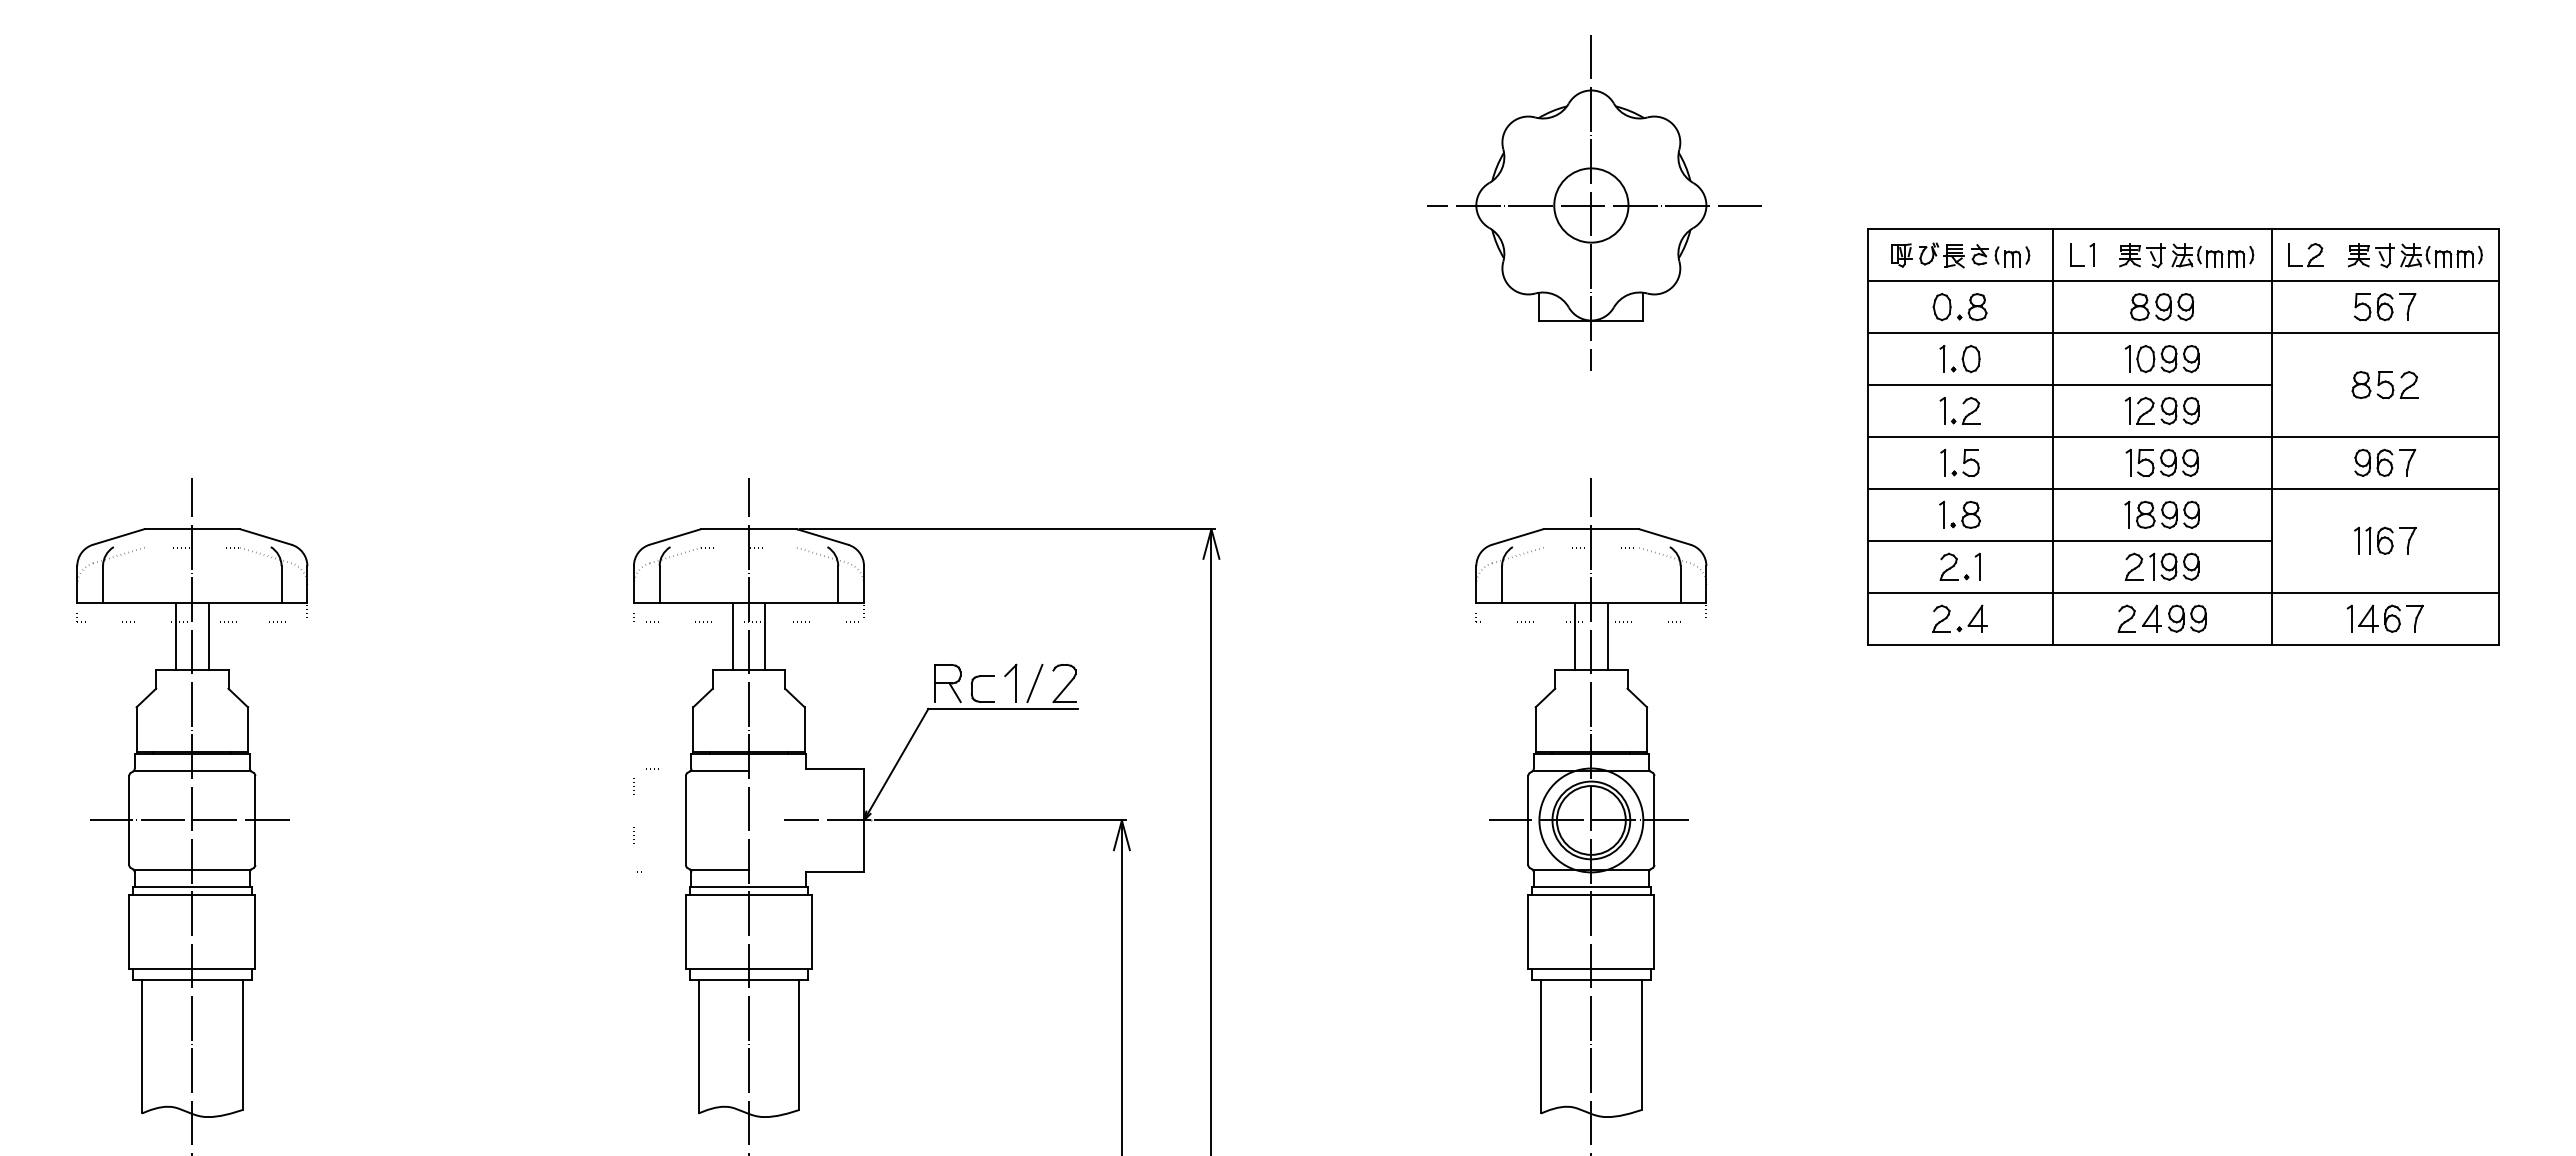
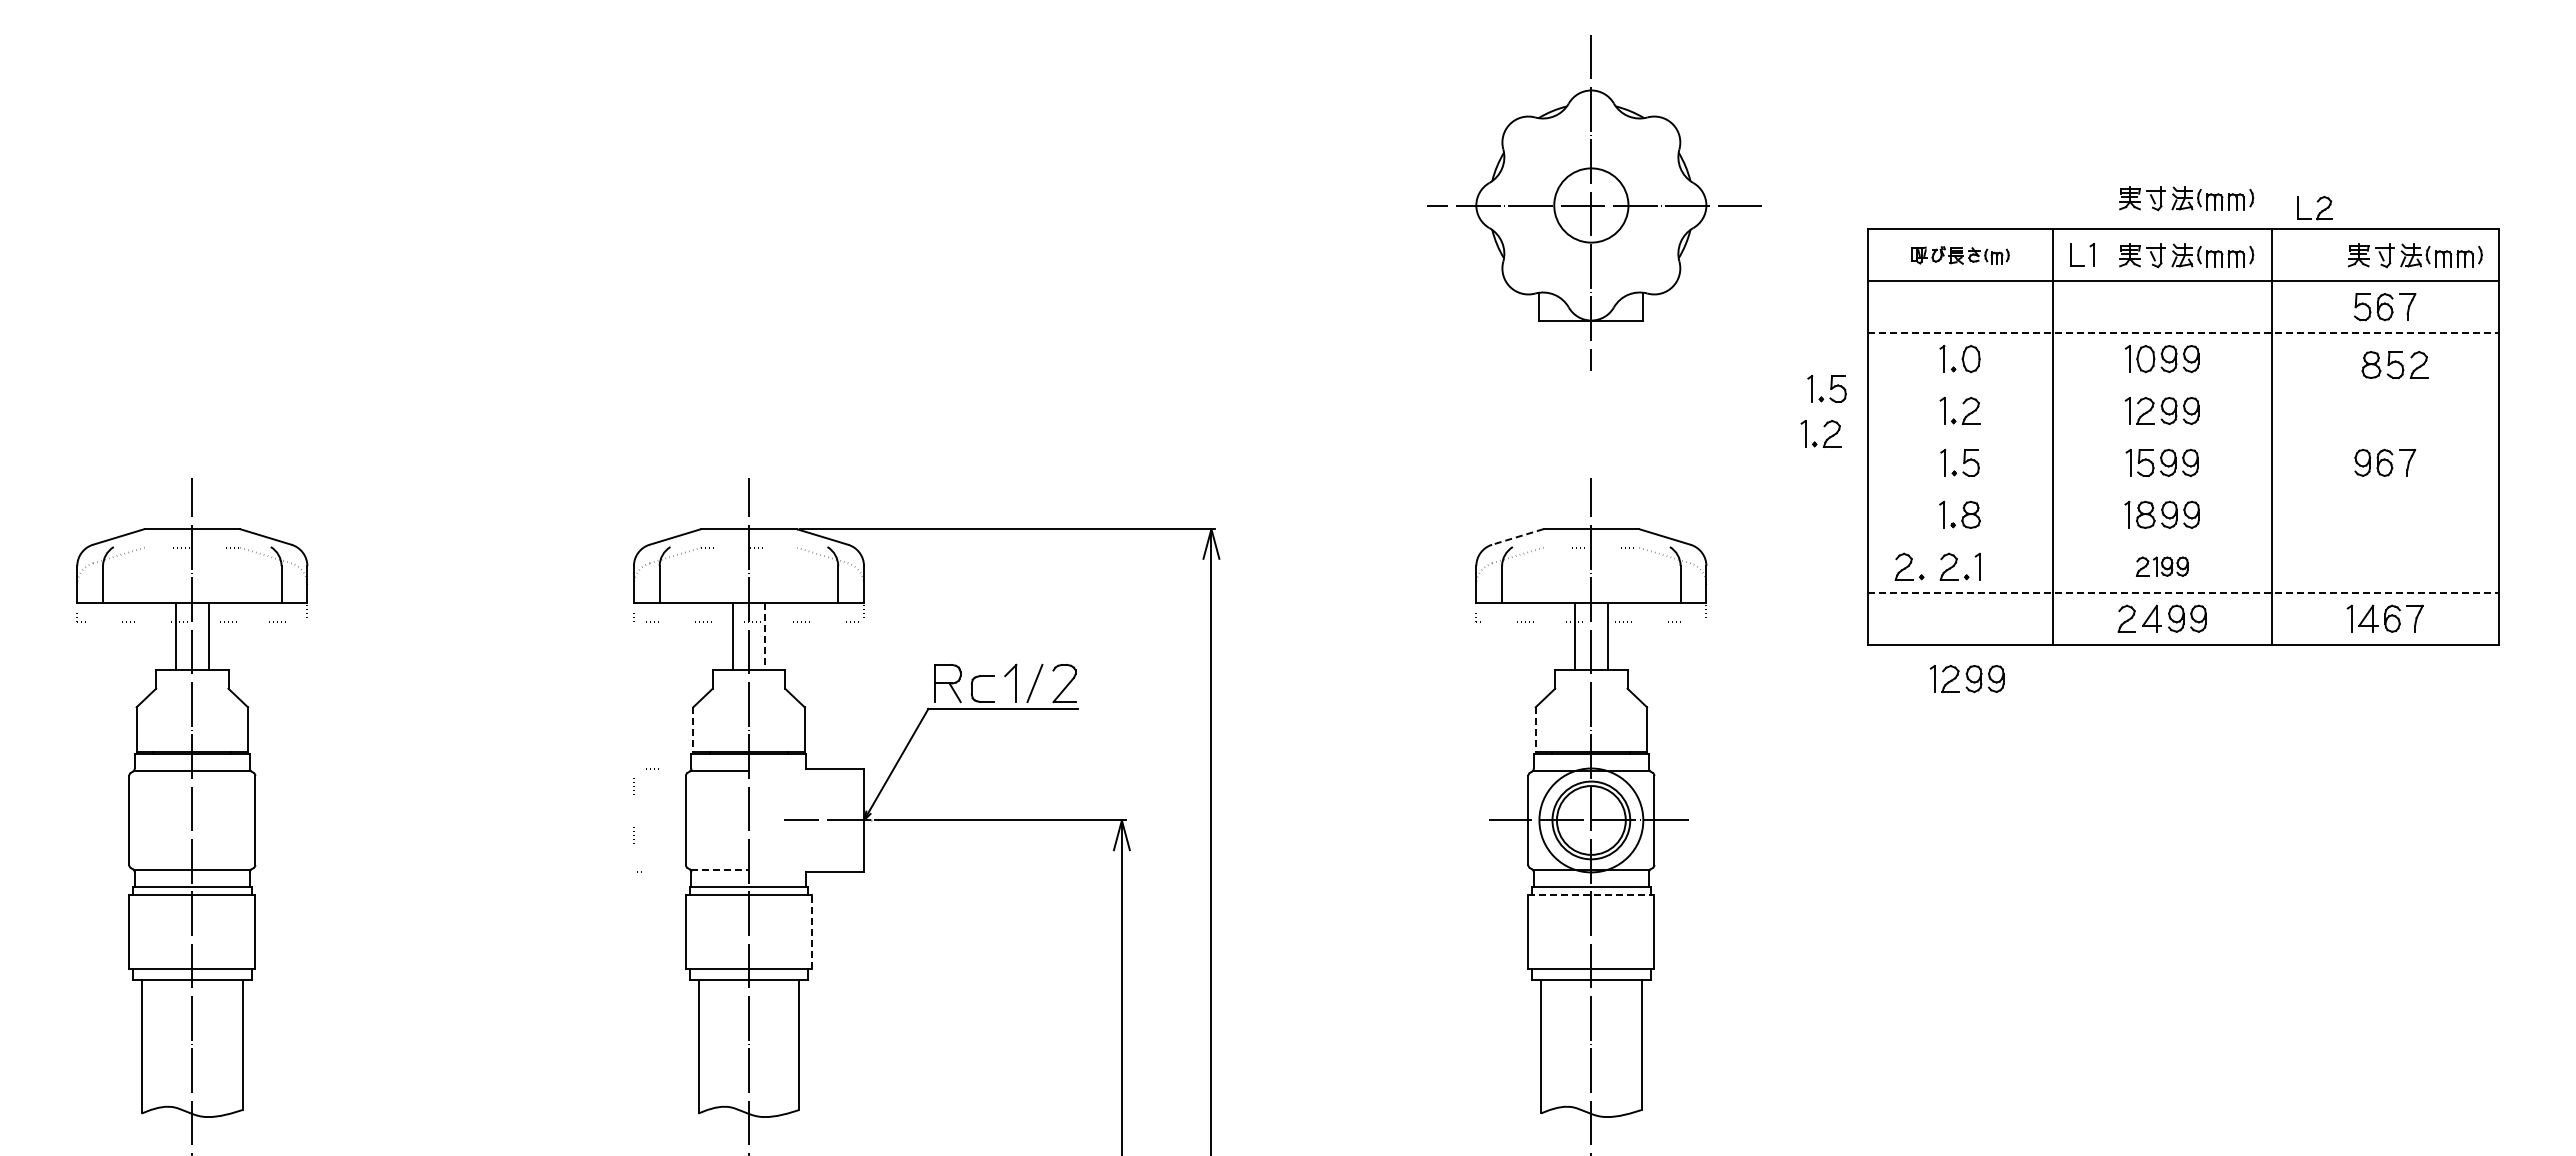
part: none -> present (2186, 198)
part size: 140x27 px -> 99x19 px (1960, 255)
part position: (2310, 259) -> (2319, 212) (2319, 212)
part: present -> none (2161, 307)
part: present -> none (1959, 314)
line: solid -> dashed (2183, 333)
line: present -> none (2069, 385)
part position: (2384, 385) -> (2394, 365) (2394, 365)
part: none -> present (1826, 388)
part: none -> present (1824, 427)
line: present -> none (2182, 436)
line: present -> none (2182, 488)
line: solid -> dashed (1517, 536)
line: present -> none (2069, 540)
part: present -> none (2385, 540)
part: none -> present (1909, 566)
part size: 75x29 px -> 54x21 px (2161, 566)
line: solid -> dashed (2183, 592)
part: present -> none (1959, 626)
line: solid -> dashed (765, 637)
part: none -> present (1966, 679)
line: solid -> dashed (693, 730)
line: solid -> dashed (1535, 730)
line: present -> none (189, 820)
line: solid -> dashed (720, 870)
line: solid -> dashed (1591, 894)
line: solid -> dashed (812, 931)
